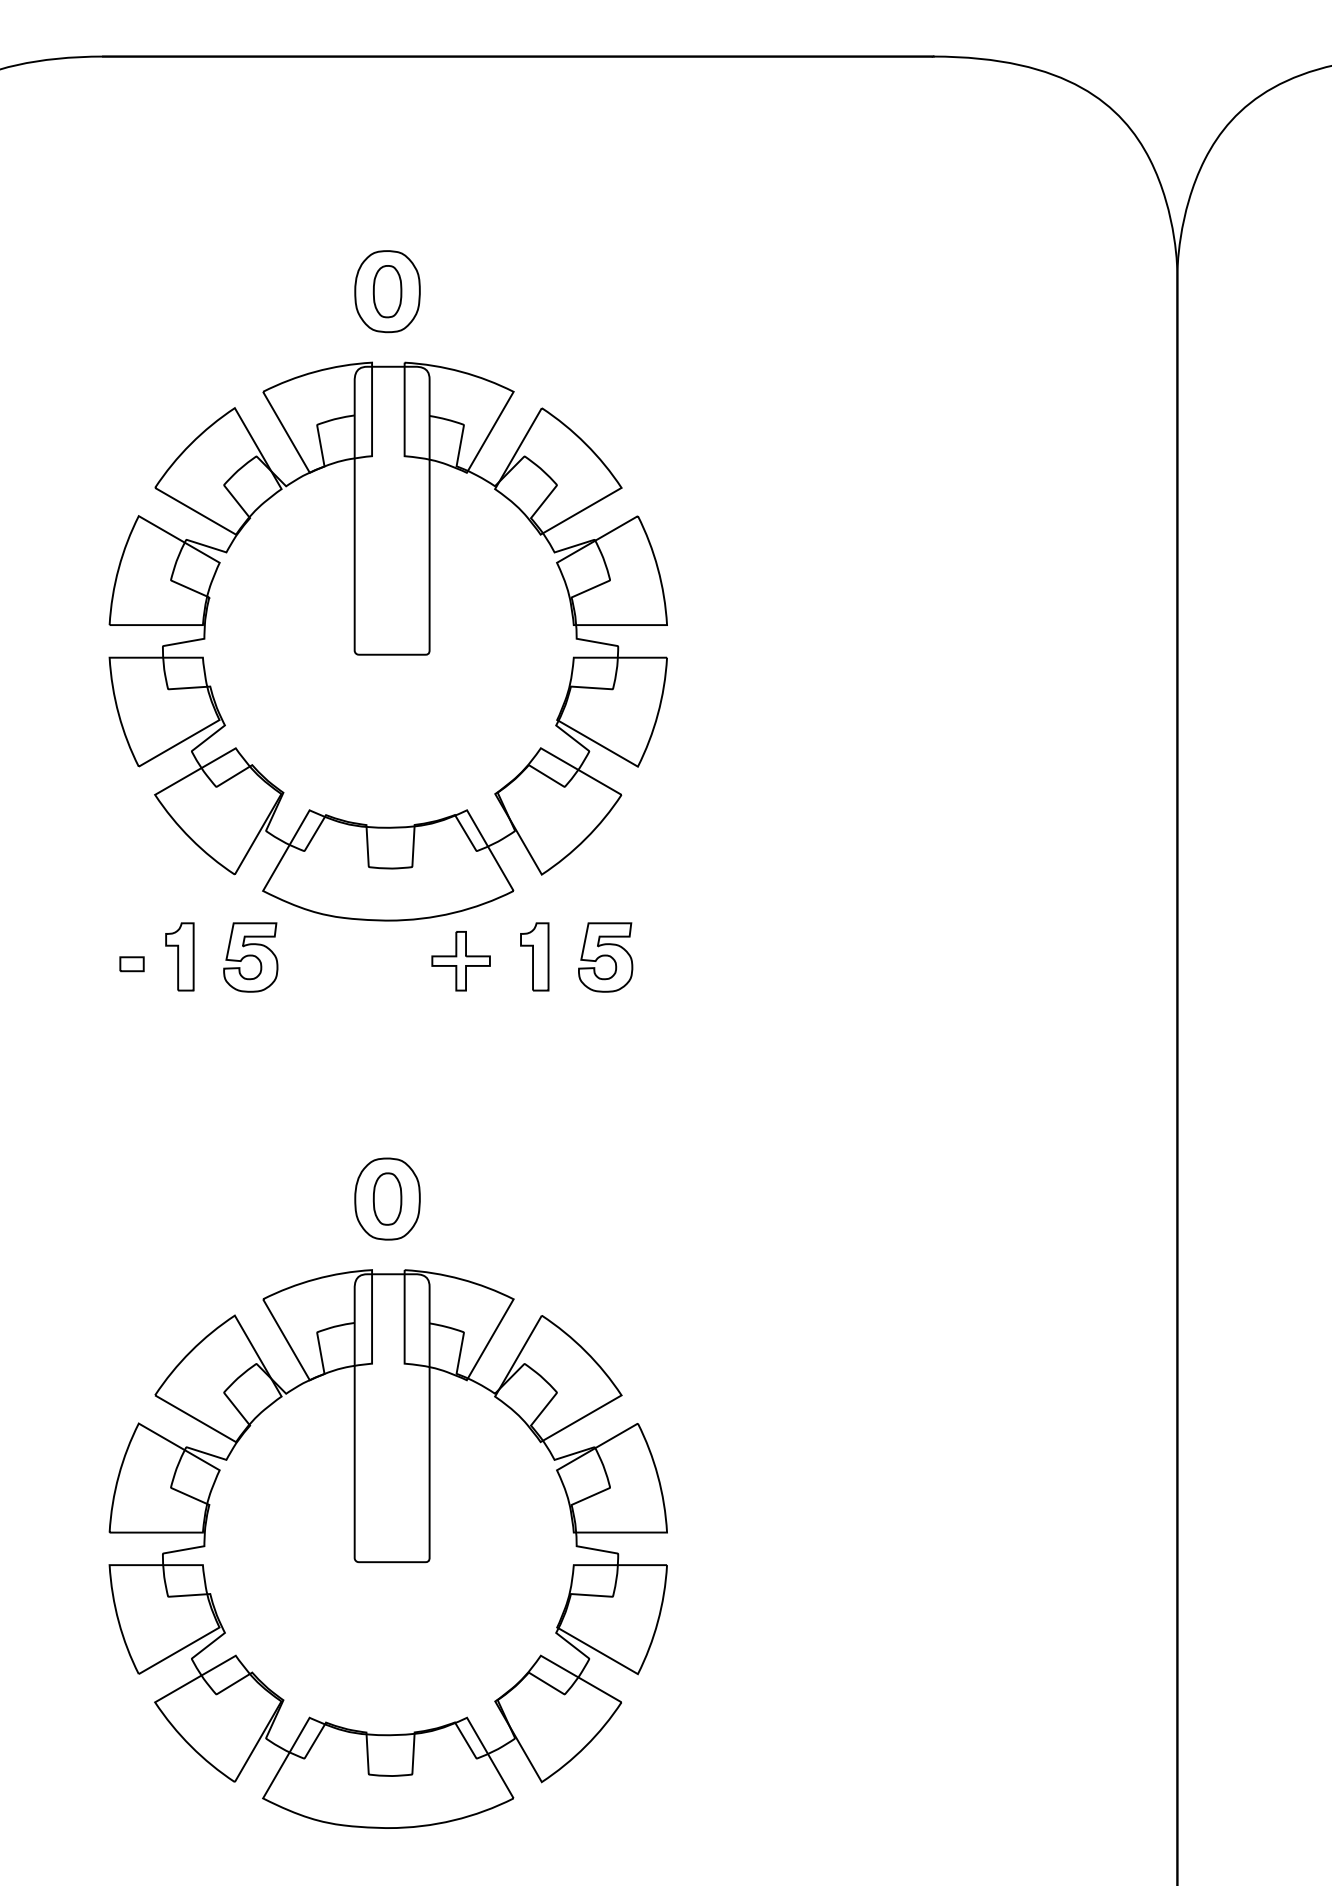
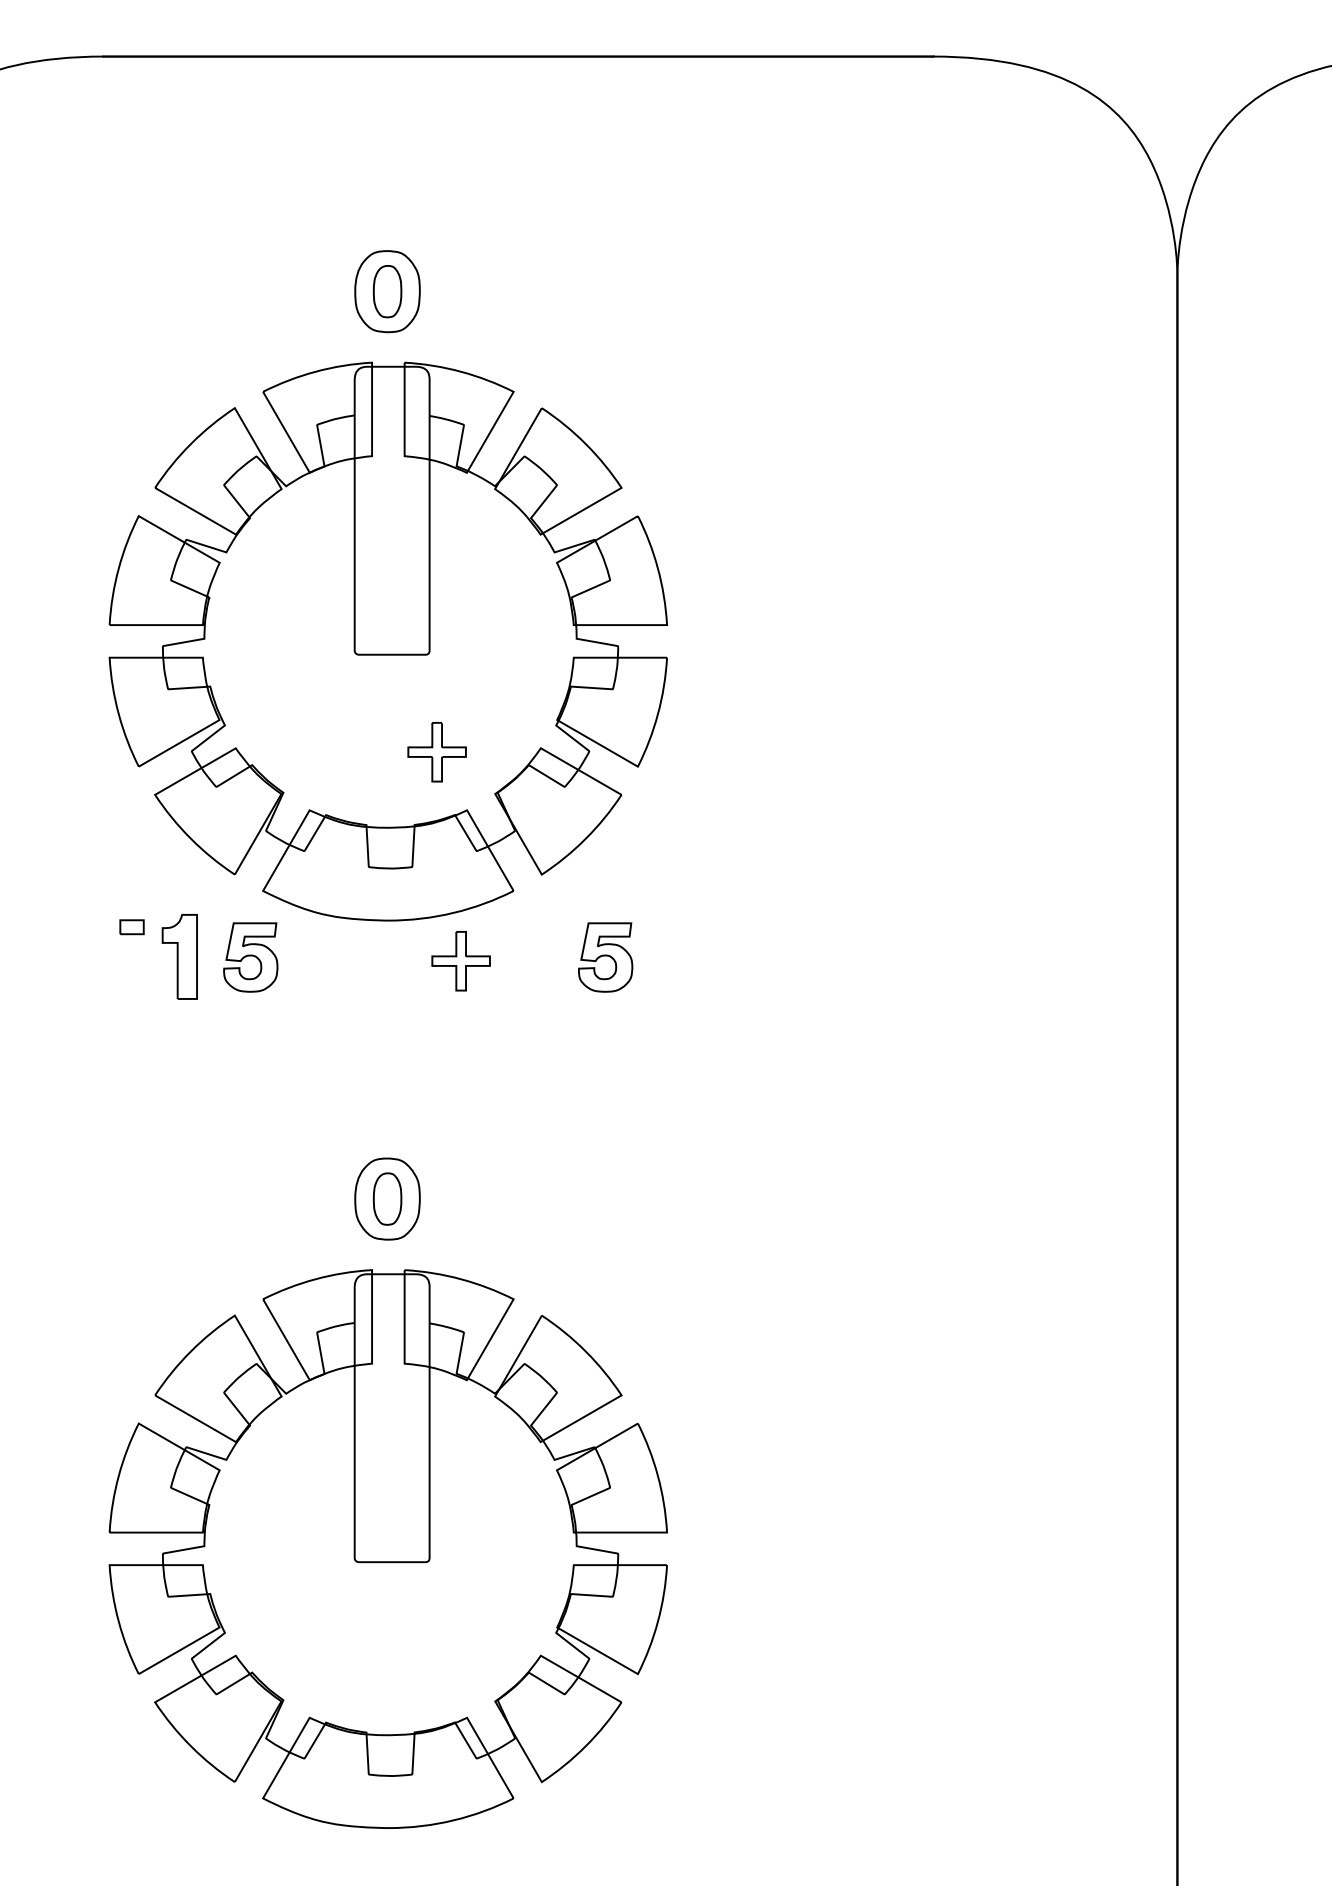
part: none -> present (436, 752)
part size: 30x70 px -> 37x86 px (179, 956)
part: present -> none (534, 956)
part position: (131, 964) -> (131, 927) (131, 927)
